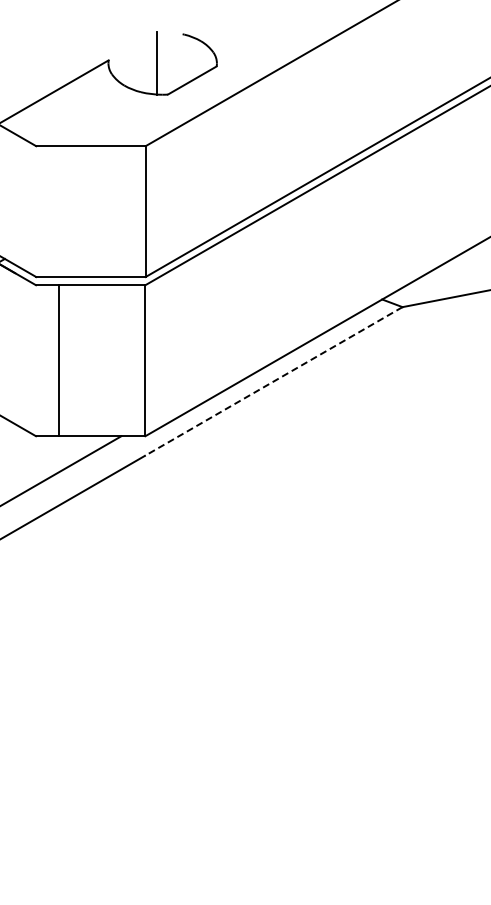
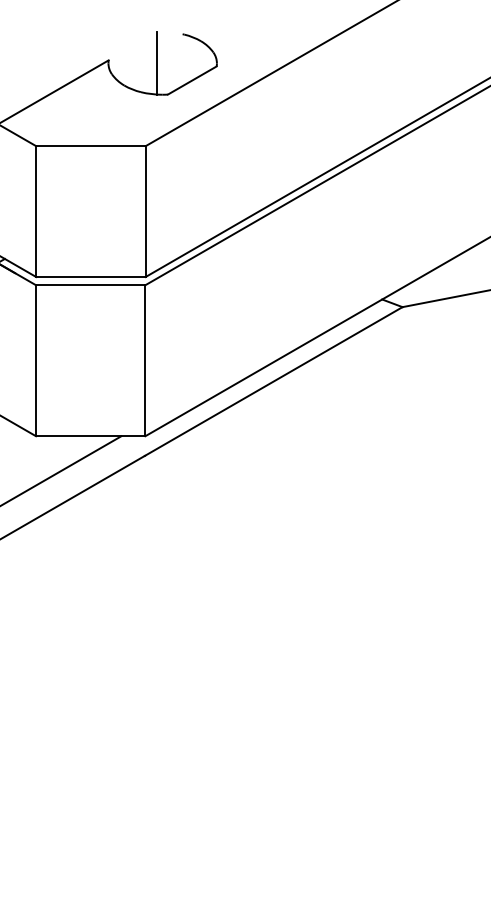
line: none -> present (36, 211)
line position: (59, 360) -> (36, 360) (36, 360)
line: dashed -> solid (273, 381)
